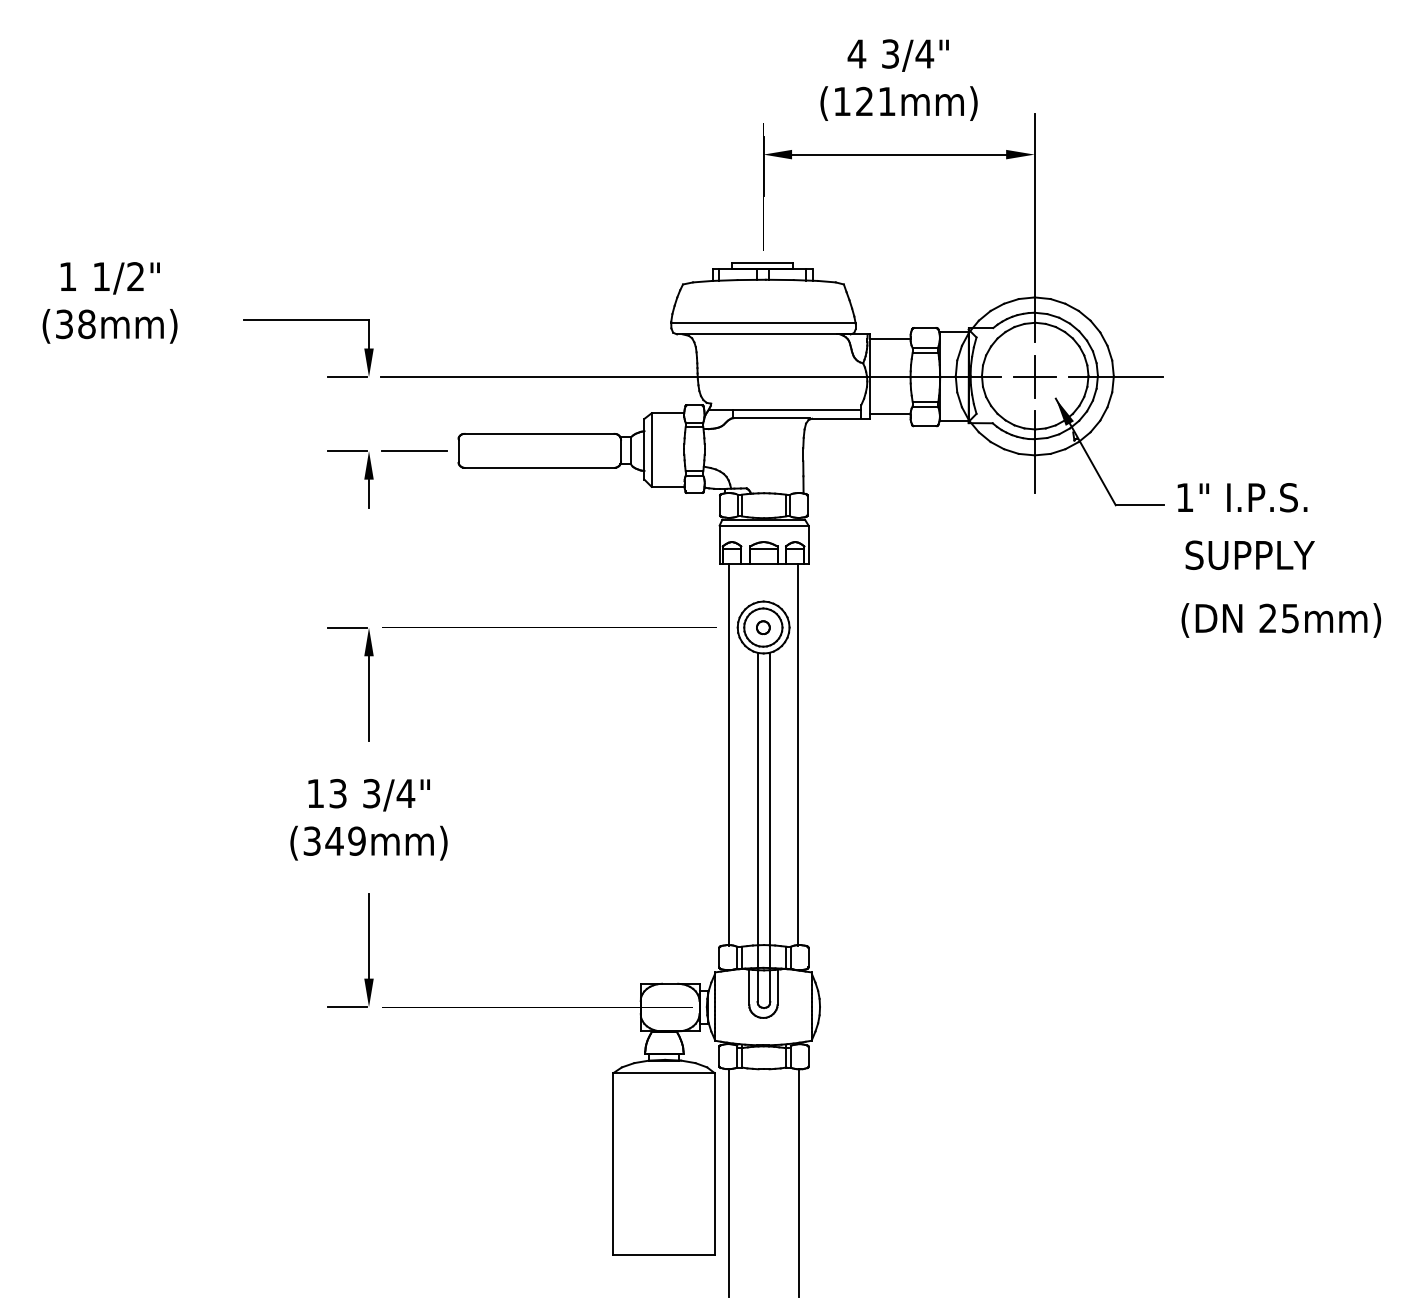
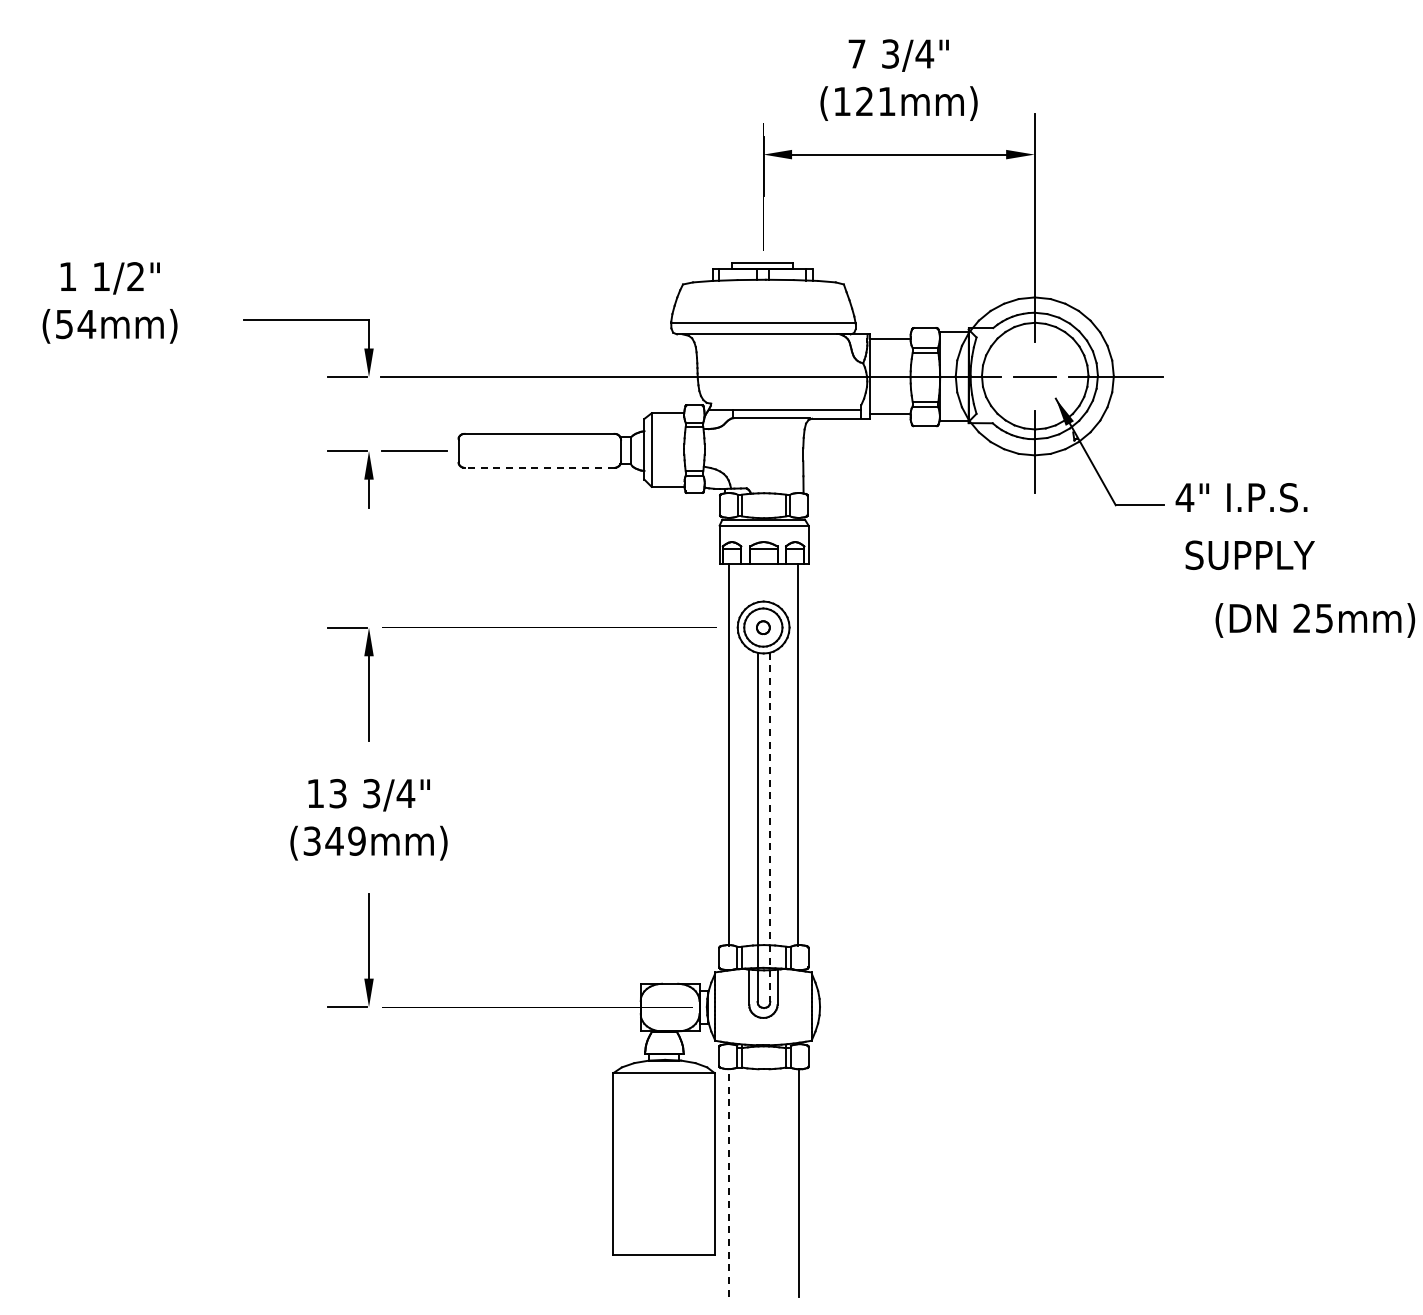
text: 4 -> 7 (856, 53)
text: (38mm) -> (54mm) (76, 324)
line: present -> none (1034, 376)
line: solid -> dashed (539, 467)
text: 1" -> 4" (1184, 497)
text position: (1281, 620) -> (1315, 620) (1315, 620)
line: solid -> dashed (770, 827)
line: solid -> dashed (728, 1182)
